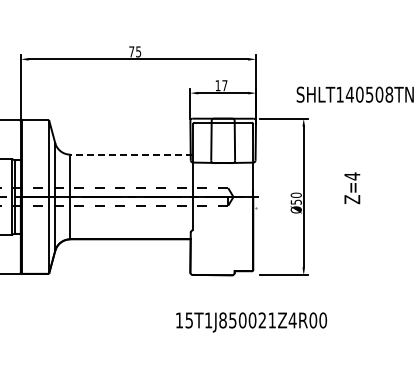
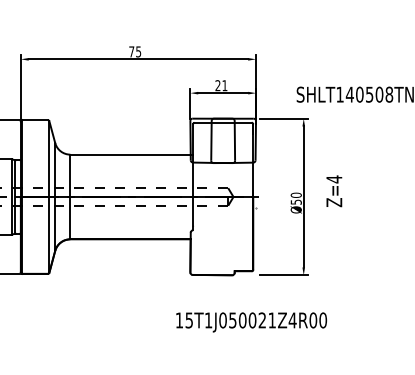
text: 17 -> 21 (221, 85)
line: dashed -> solid (131, 154)
text position: (352, 188) -> (334, 191) (334, 191)
text: 15T1J850021Z4R00 -> 15T1J050021Z4R00 (222, 320)
